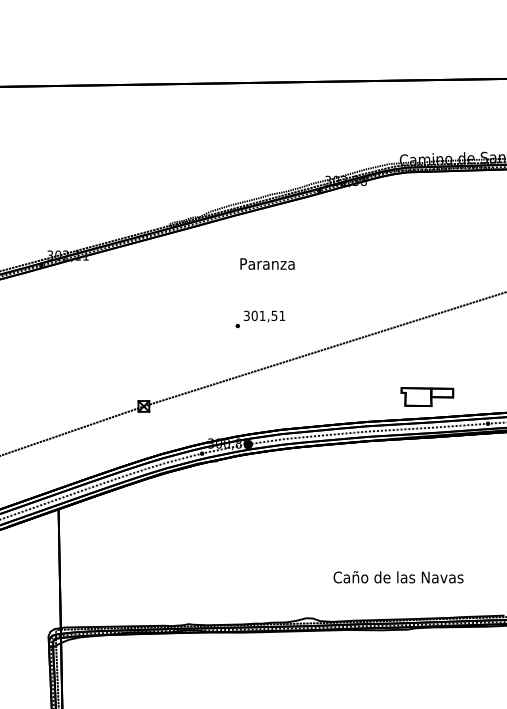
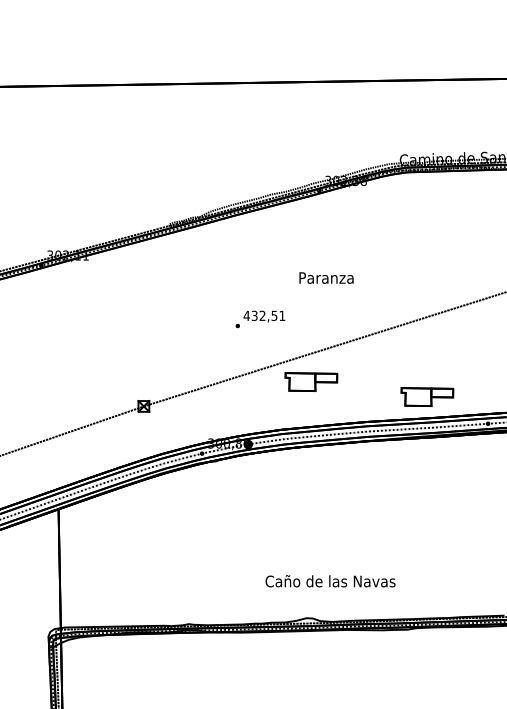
text position: (267, 263) -> (326, 277) (326, 277)
text: 301,51 -> 432,51 (254, 315)
part: none -> present (311, 381)
text position: (398, 577) -> (330, 581) (330, 581)
